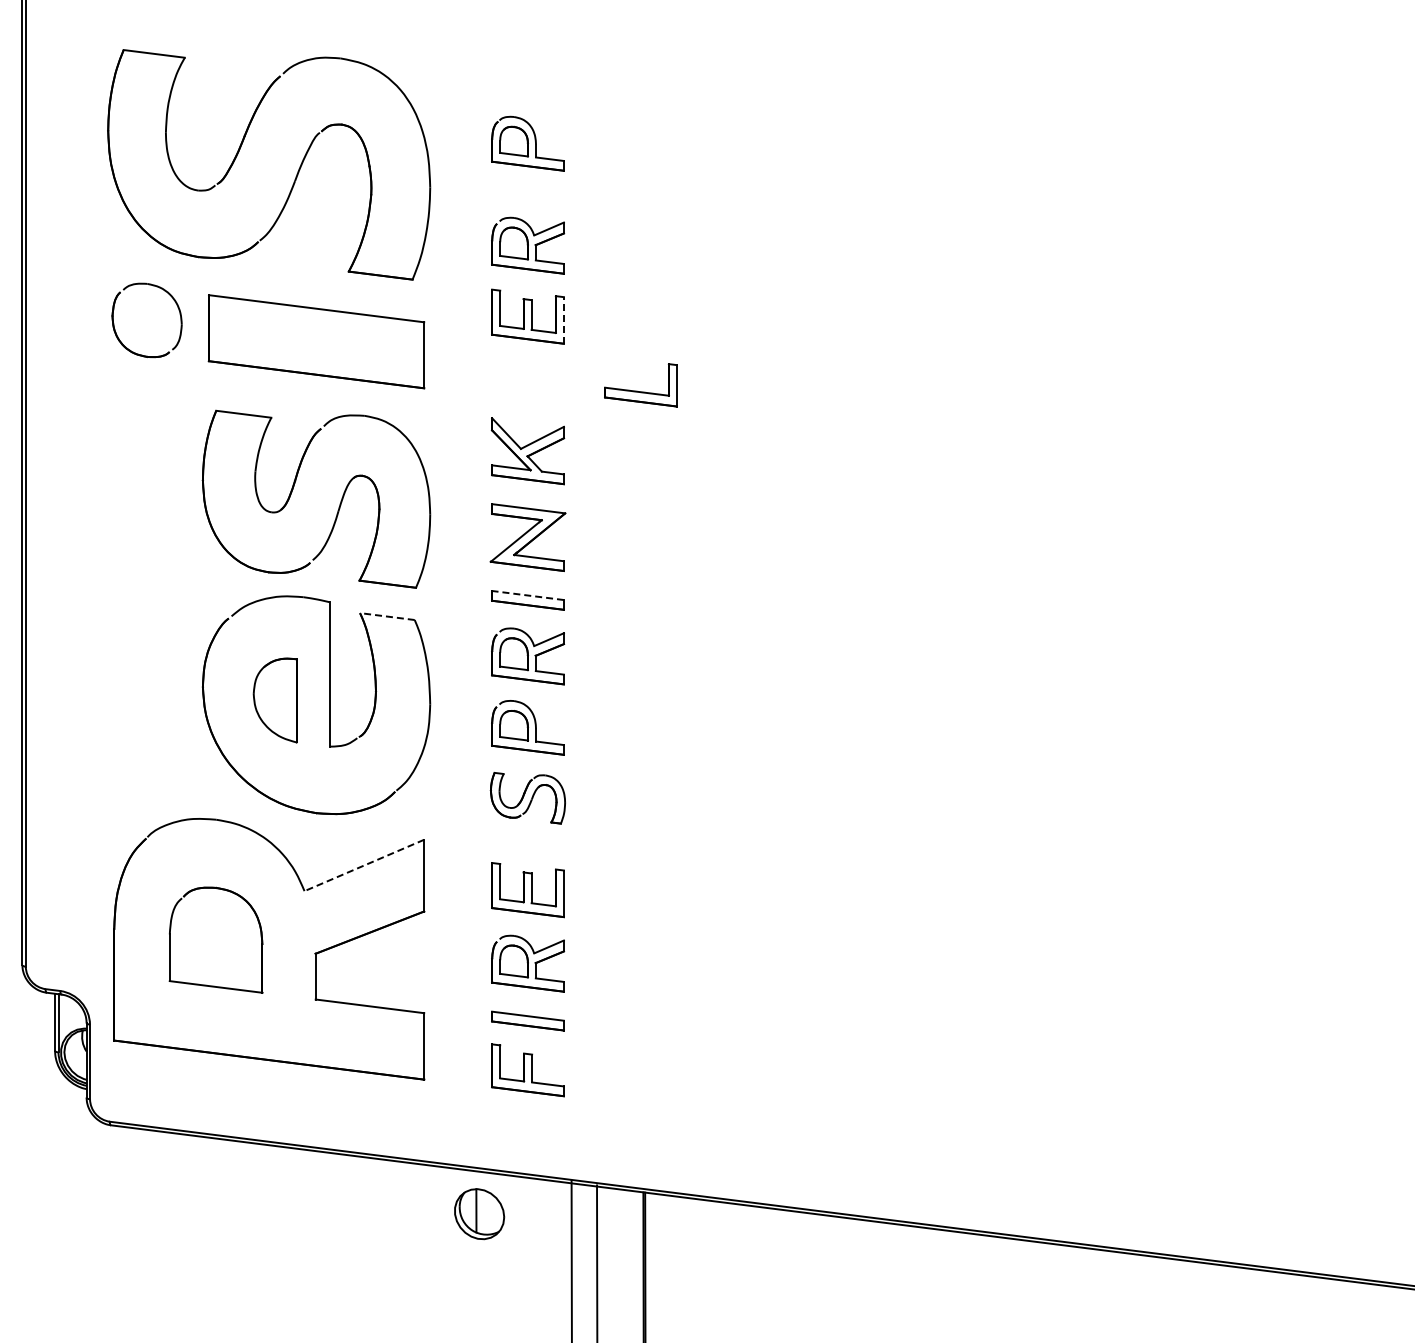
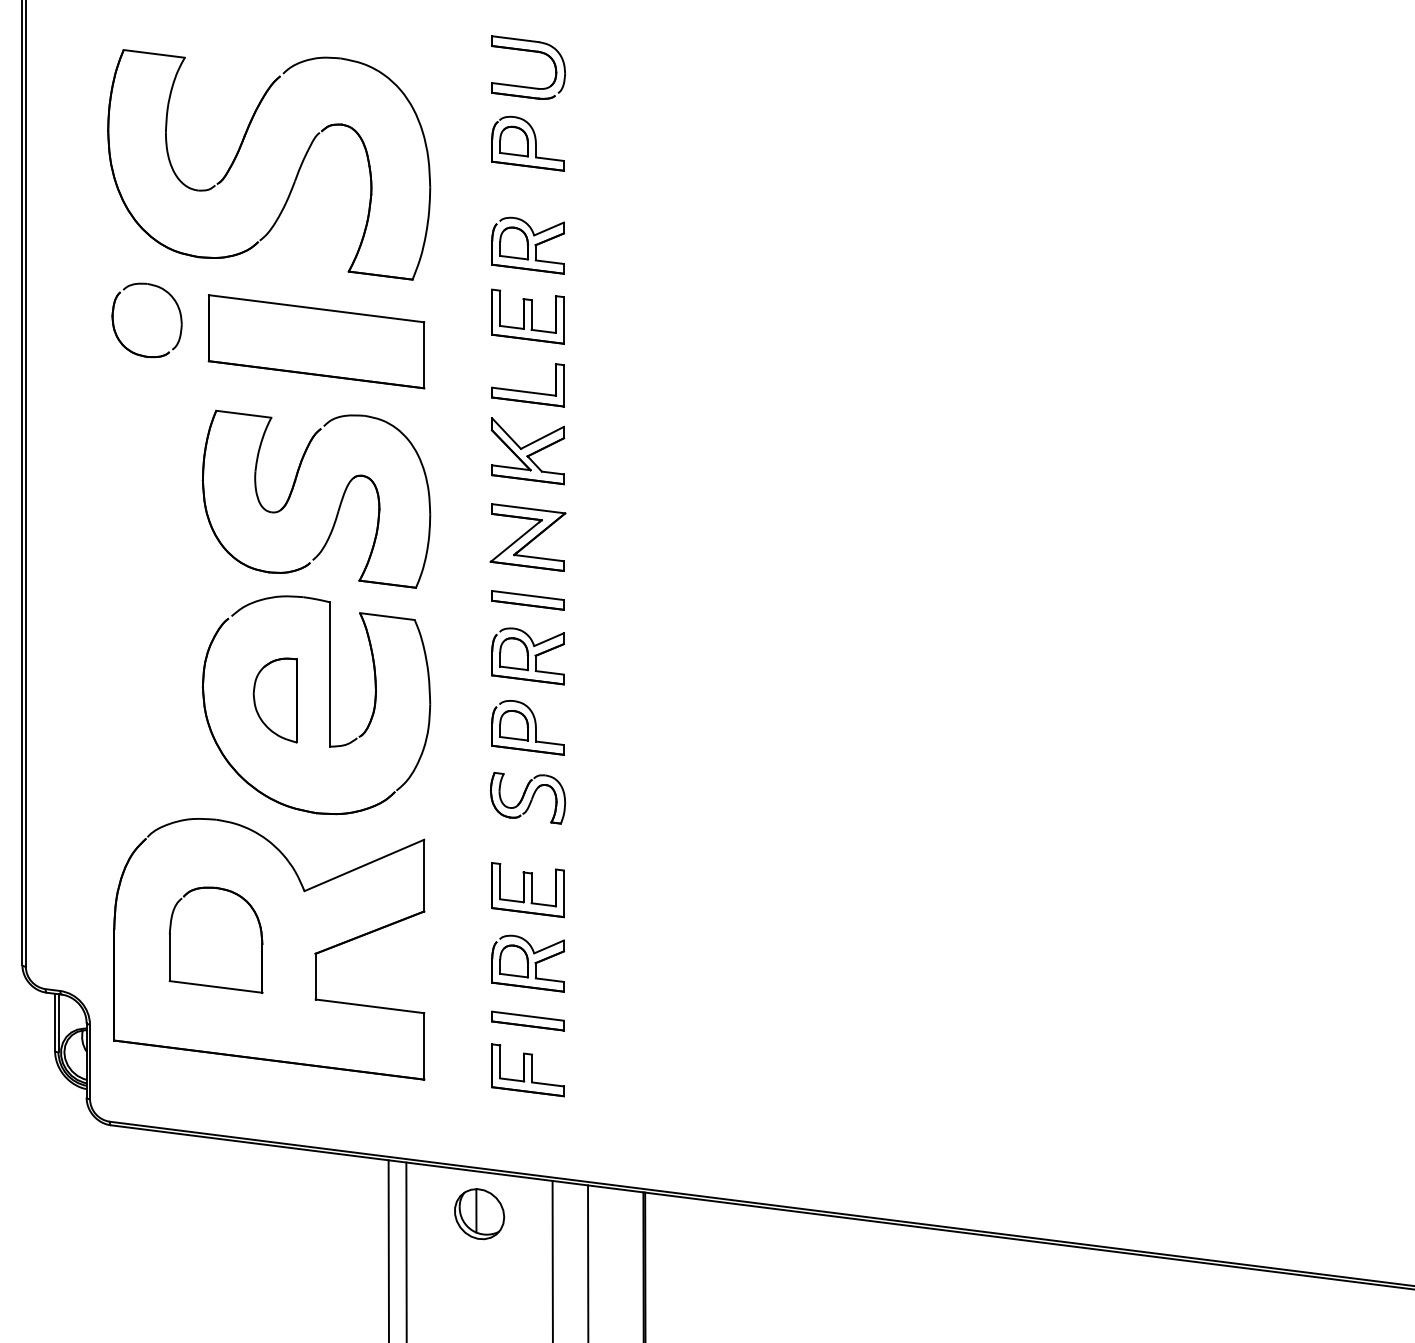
part: none -> present (532, 52)
line: dashed -> solid (563, 319)
part position: (640, 385) -> (527, 385) (527, 385)
line: dashed -> solid (527, 595)
line: dashed -> solid (387, 616)
line: dashed -> solid (363, 865)
line: none -> present (388, 1249)
line: none -> present (406, 1250)
line position: (571, 1259) -> (552, 1259) (552, 1259)
line position: (597, 1262) -> (588, 1262) (588, 1262)
